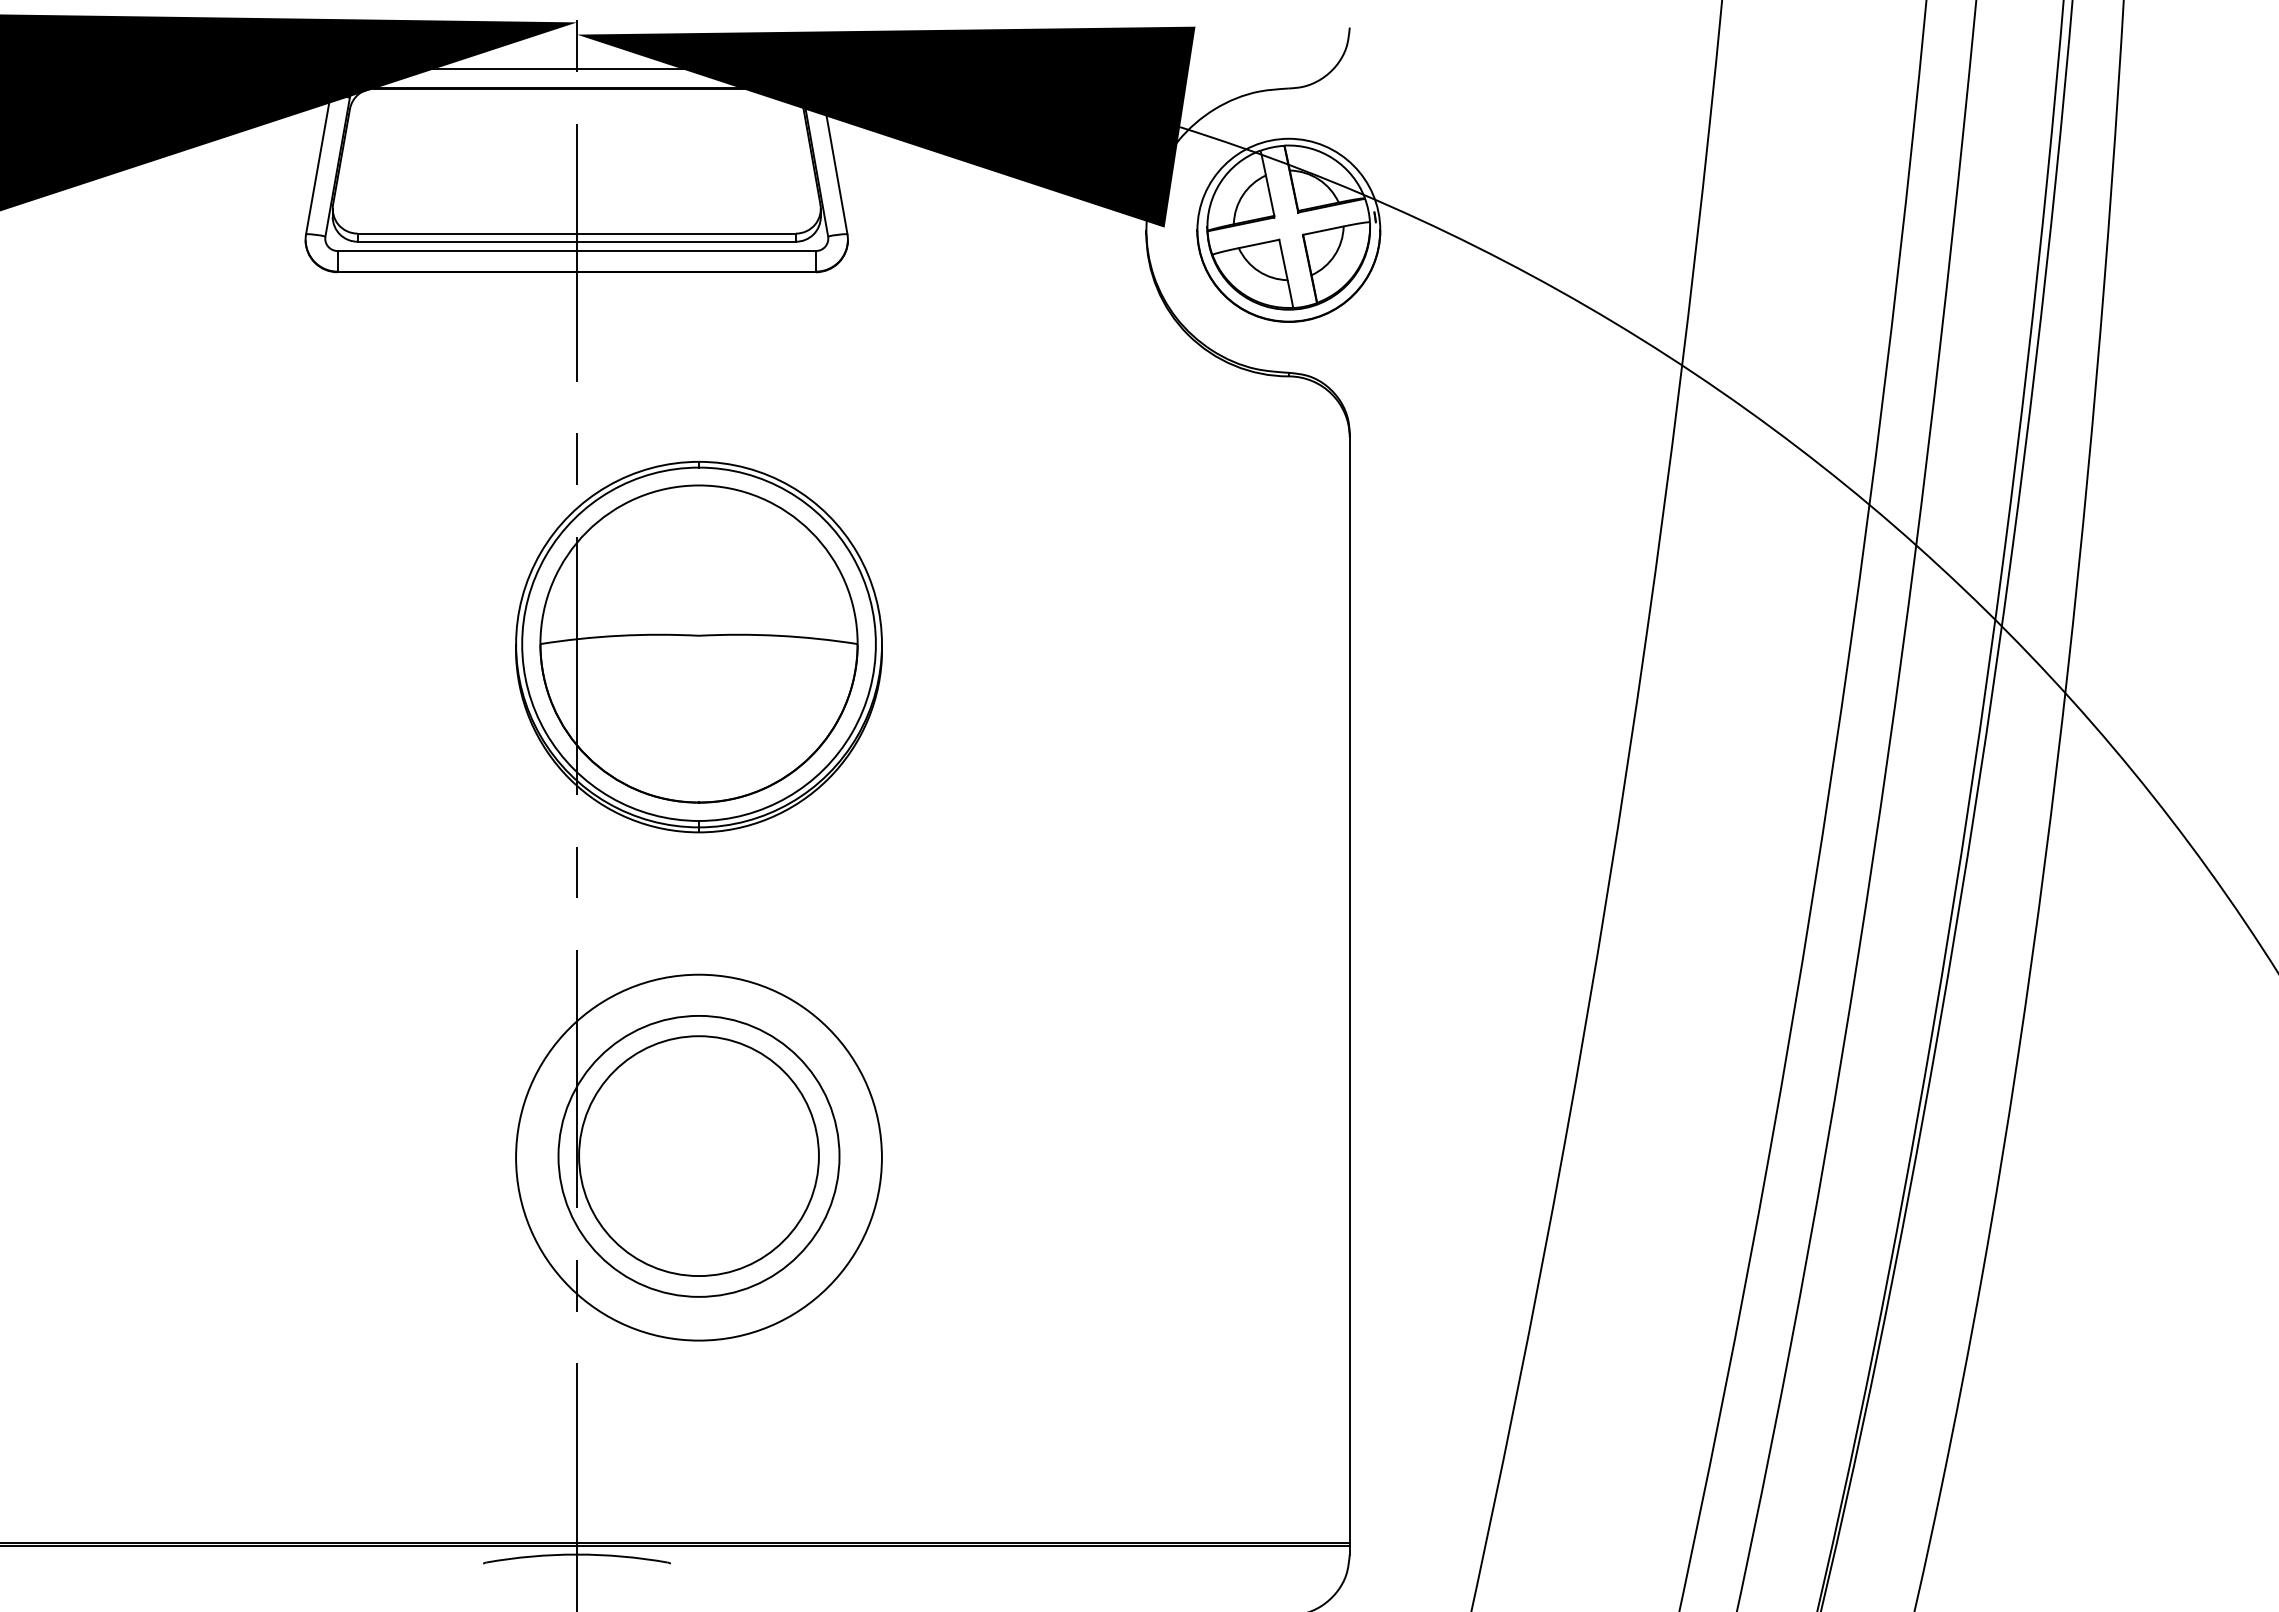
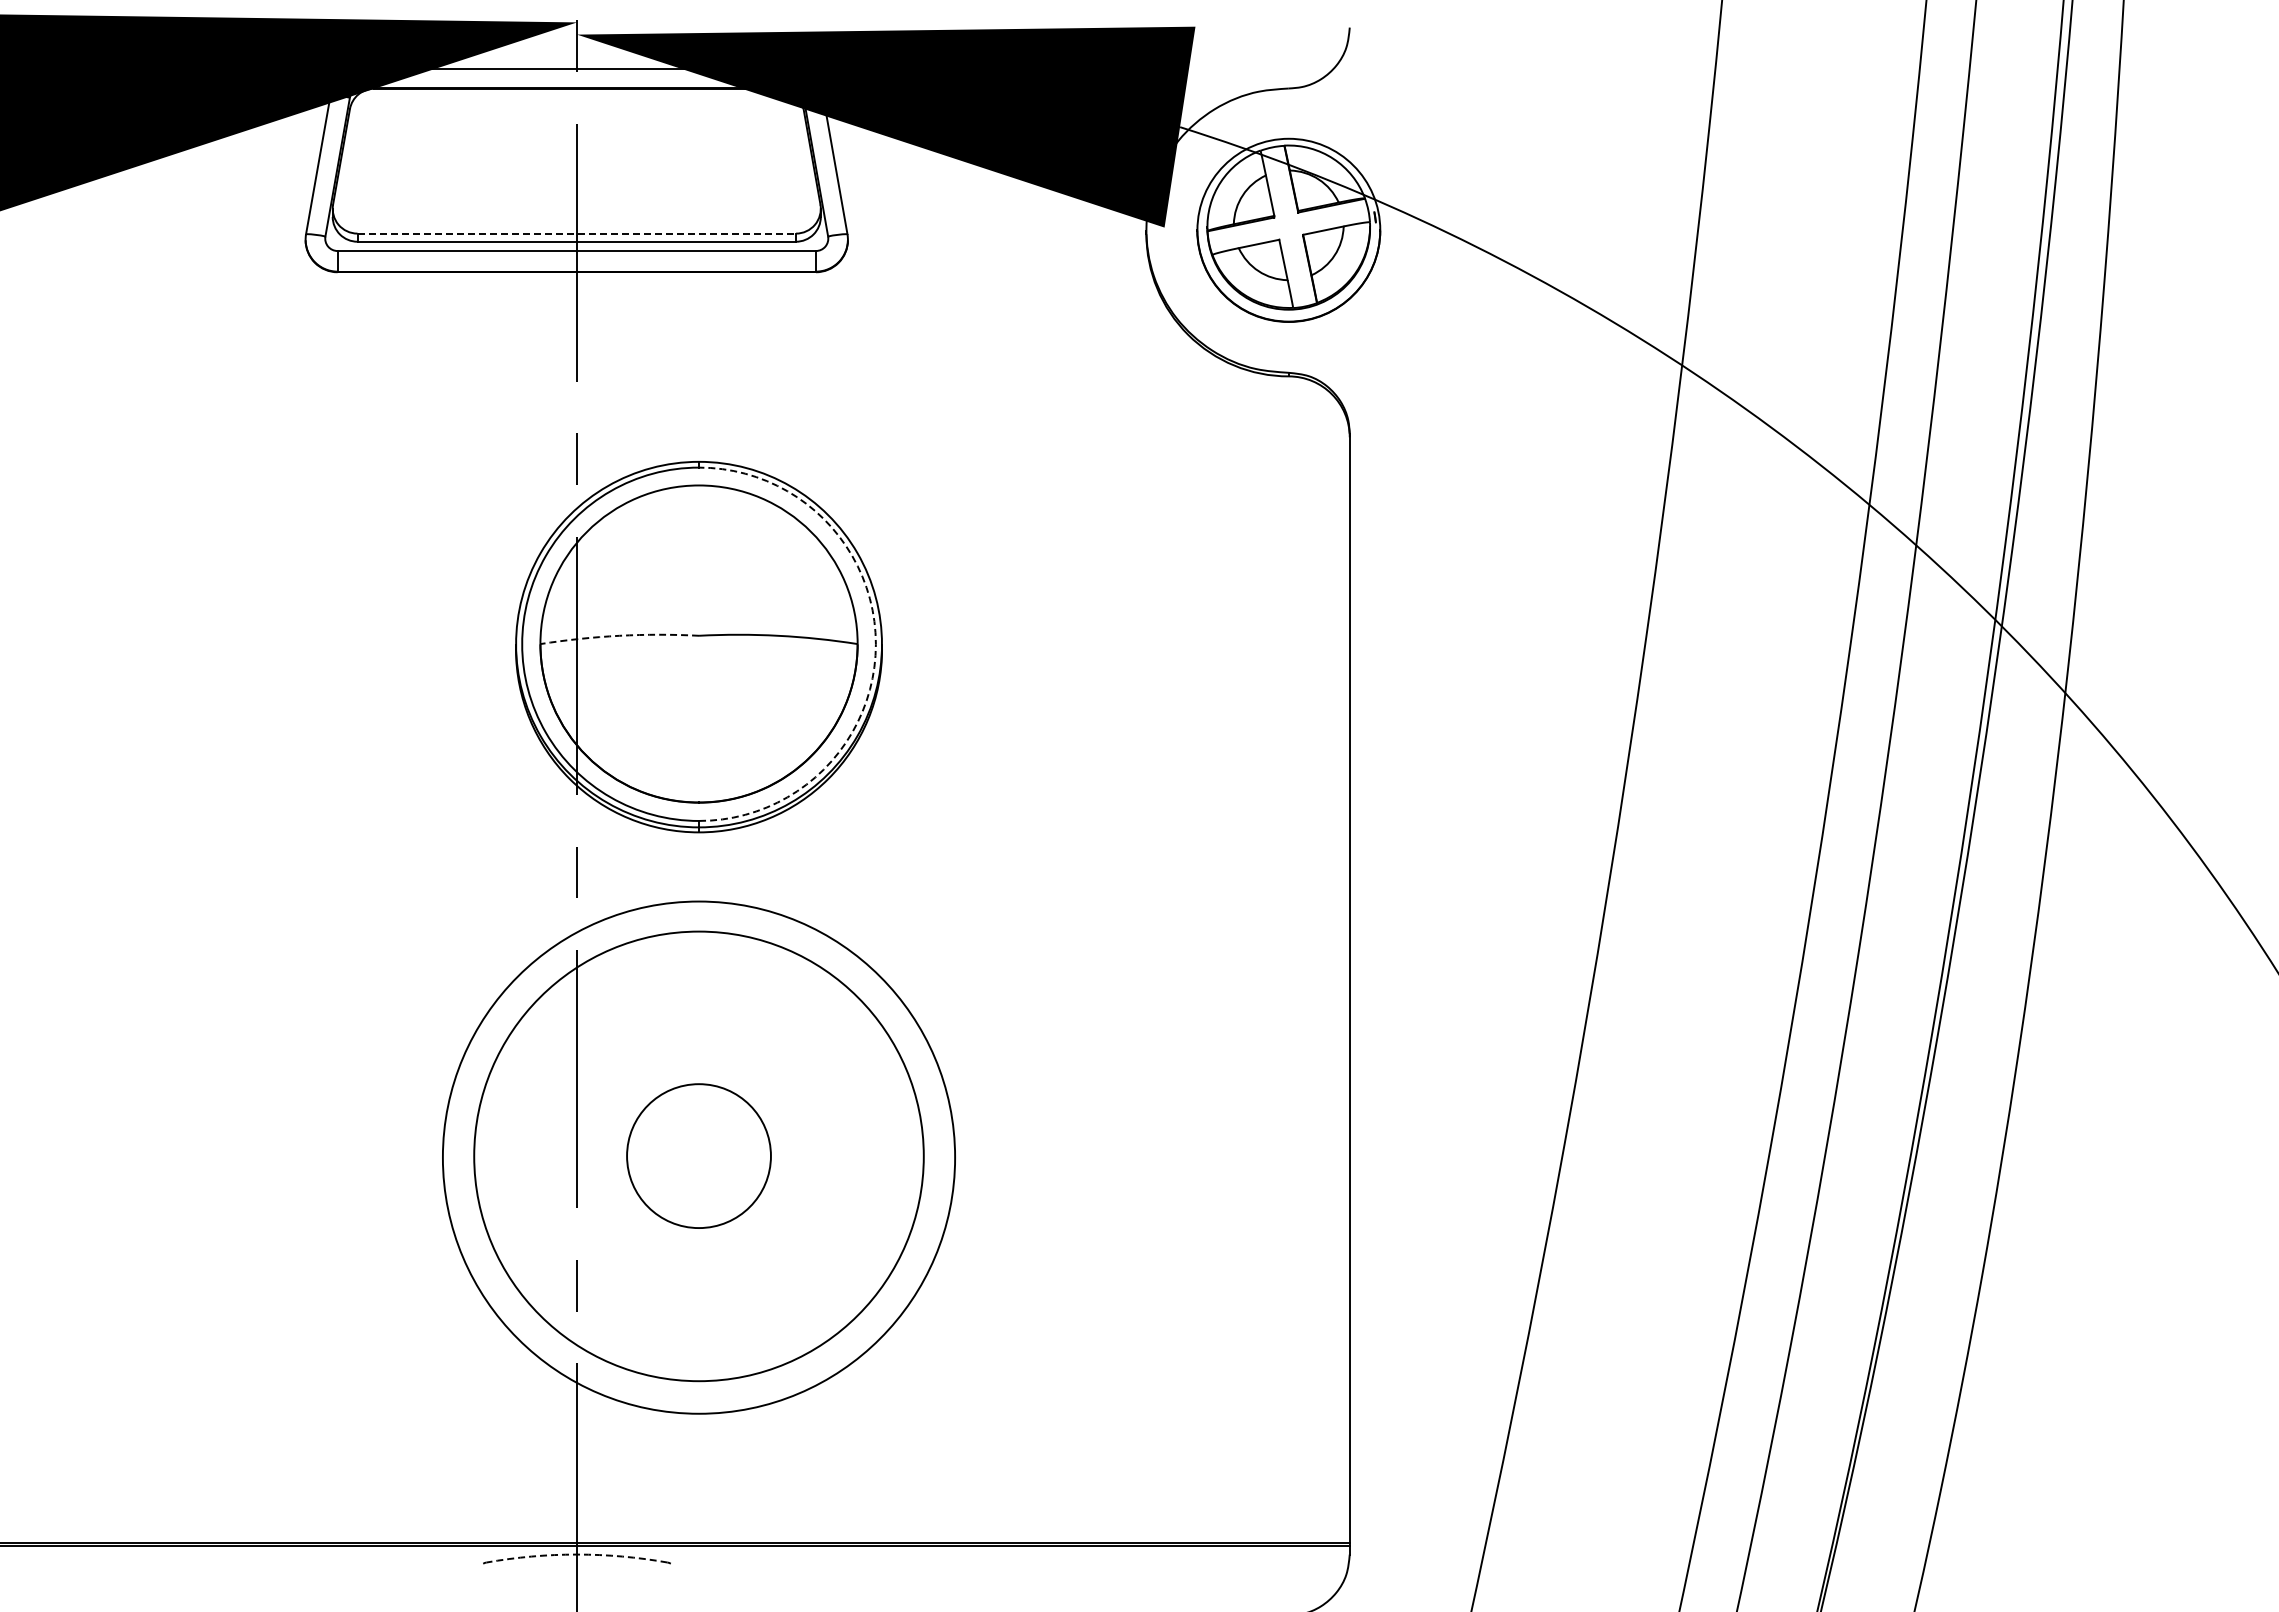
line: solid -> dashed (577, 233)
arc: solid -> dashed (619, 635)
arc: solid -> dashed (875, 644)
circle diameter: 281 px -> 450 px (698, 1156)
circle diameter: 240 px -> 144 px (698, 1156)
circle diameter: 366 px -> 512 px (698, 1157)
arc: solid -> dashed (577, 1554)
